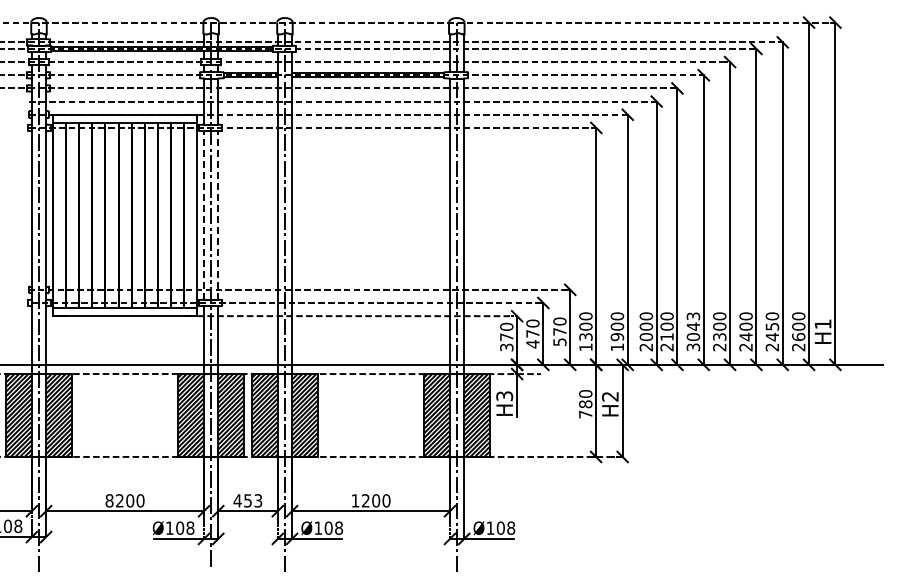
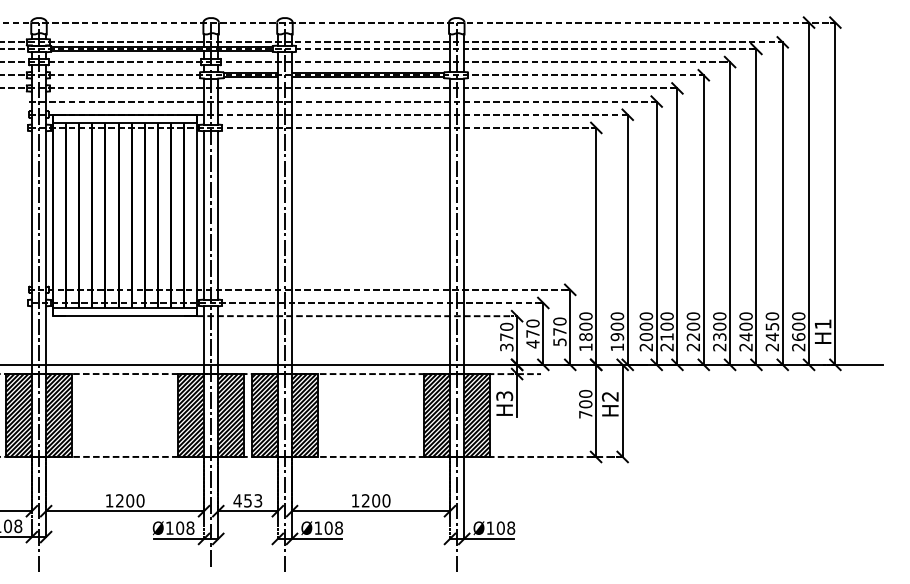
line: dashed -> solid (204, 214)
line: dashed -> solid (218, 214)
text: 3043 -> 2200 (693, 331)
text: 1300 -> 1800 (585, 336)
text: 780 -> 700 (585, 404)
text: 8200 -> 1200 (109, 500)
